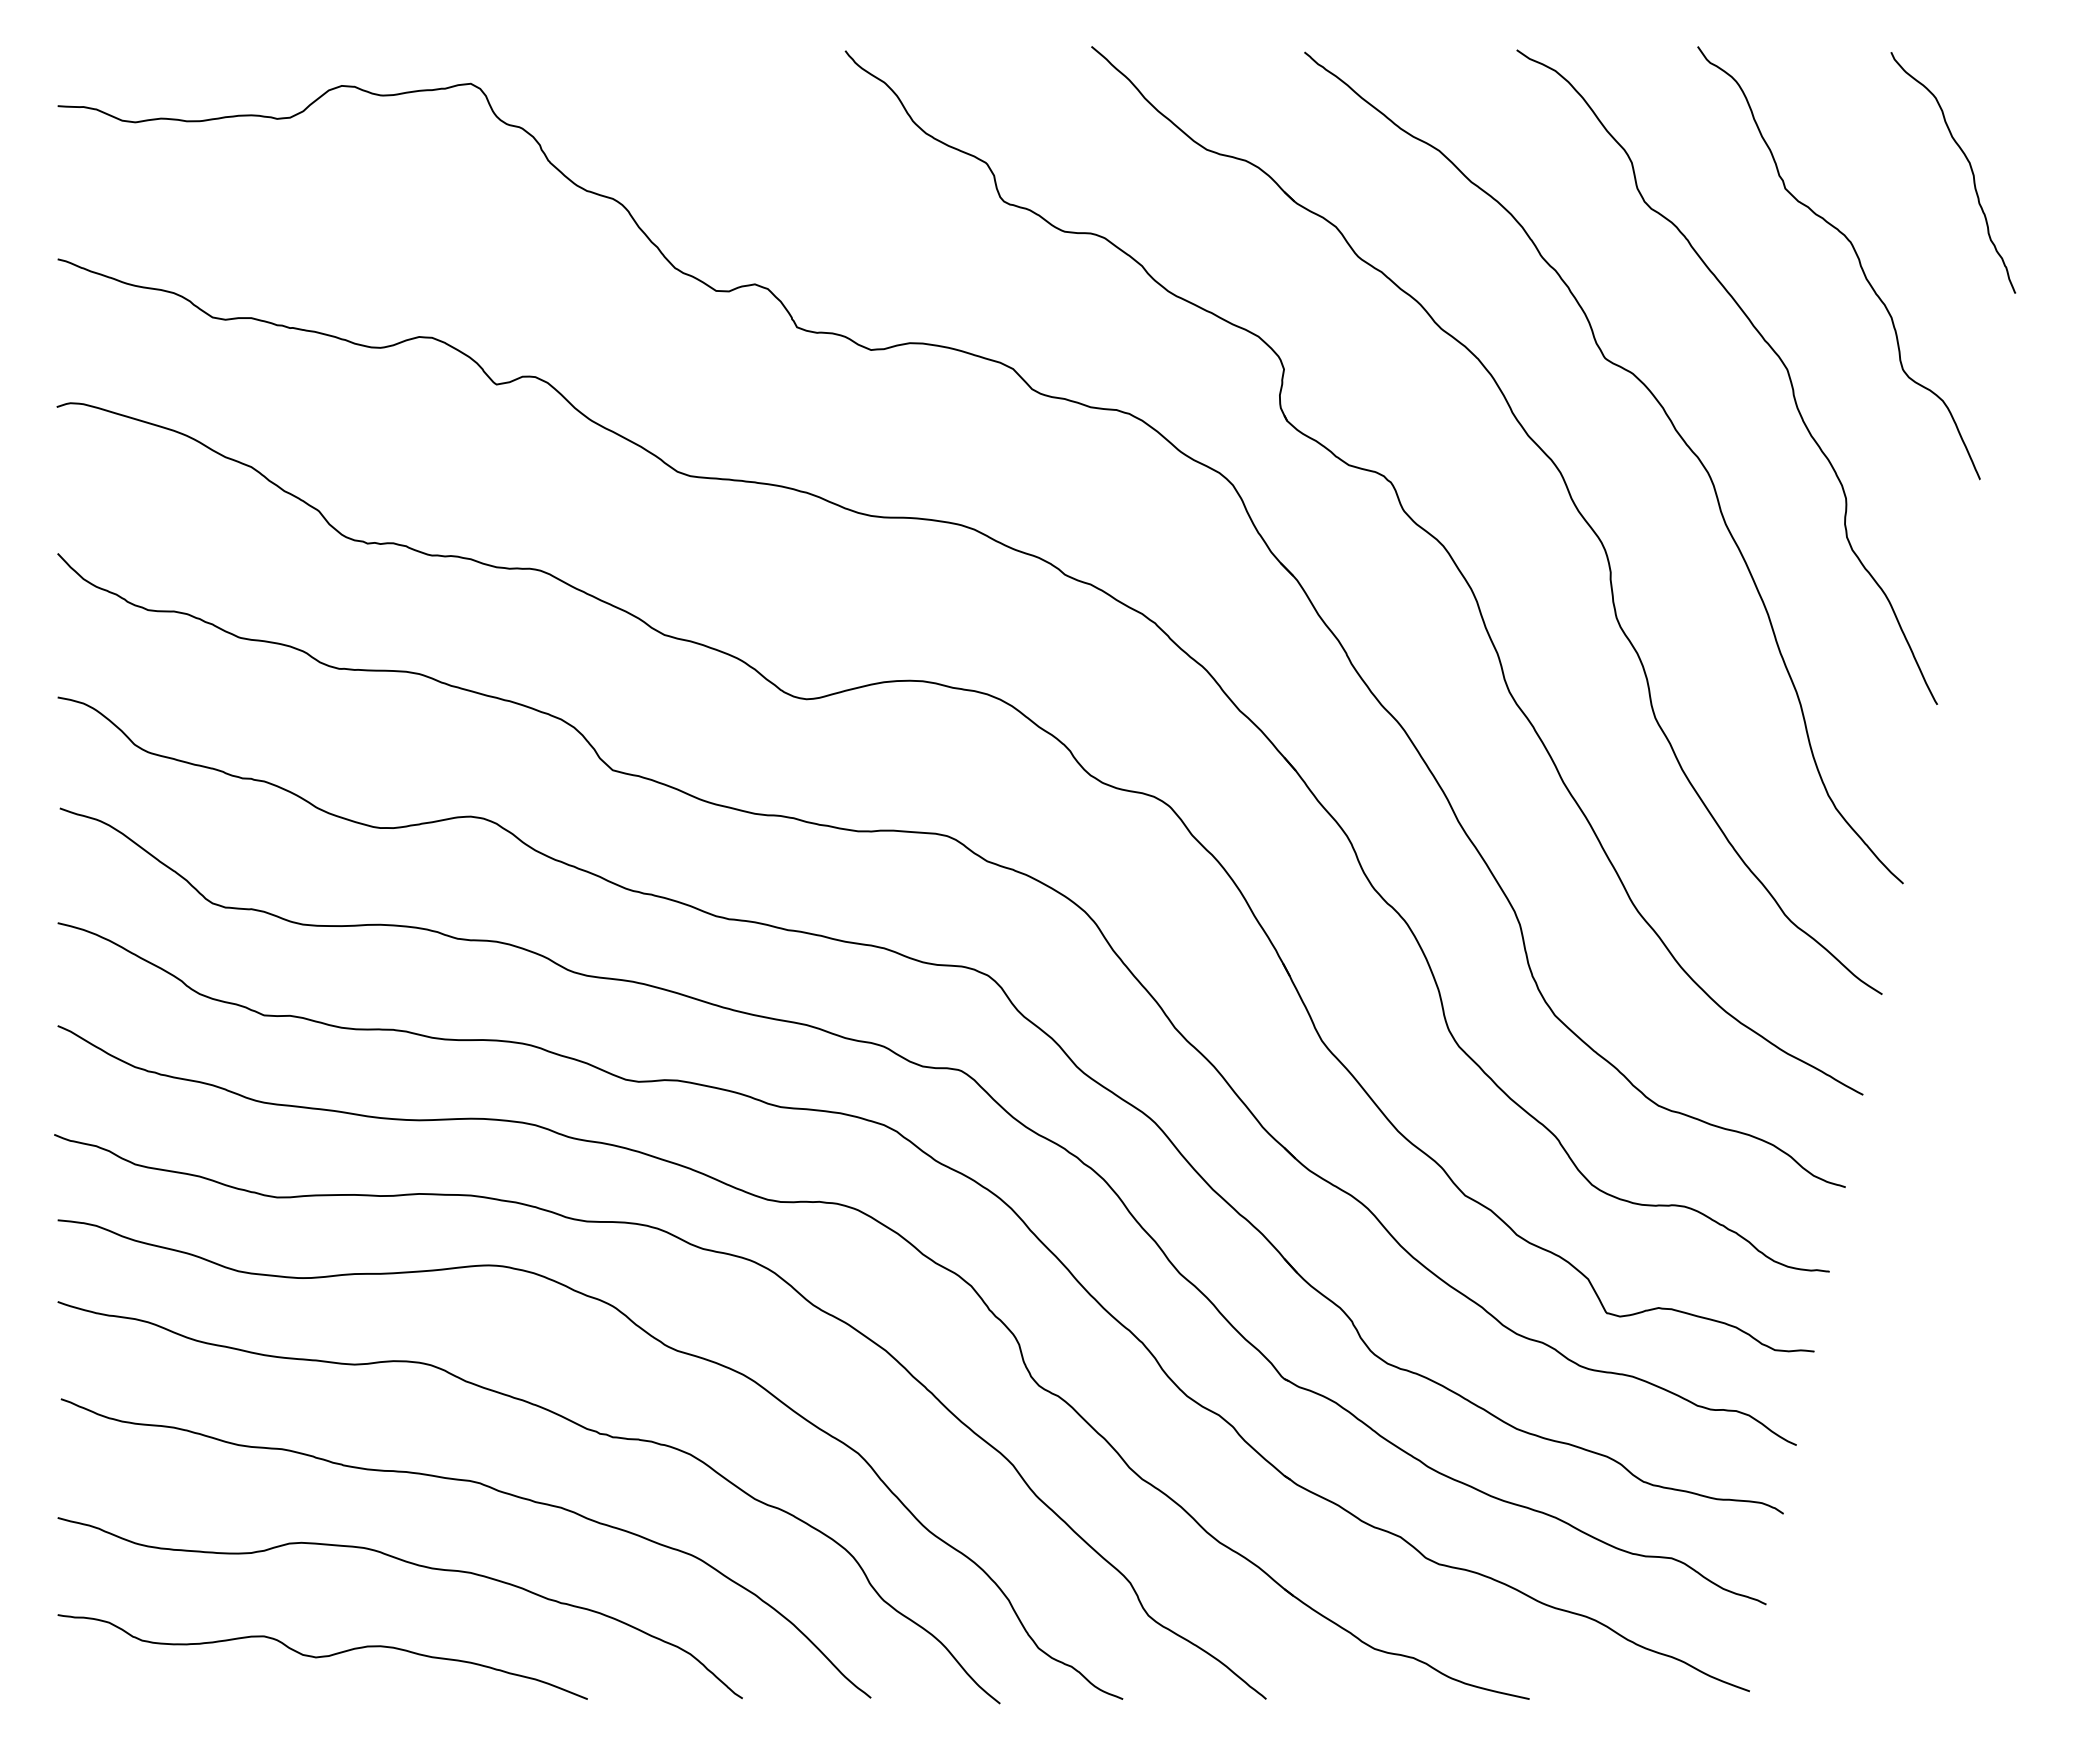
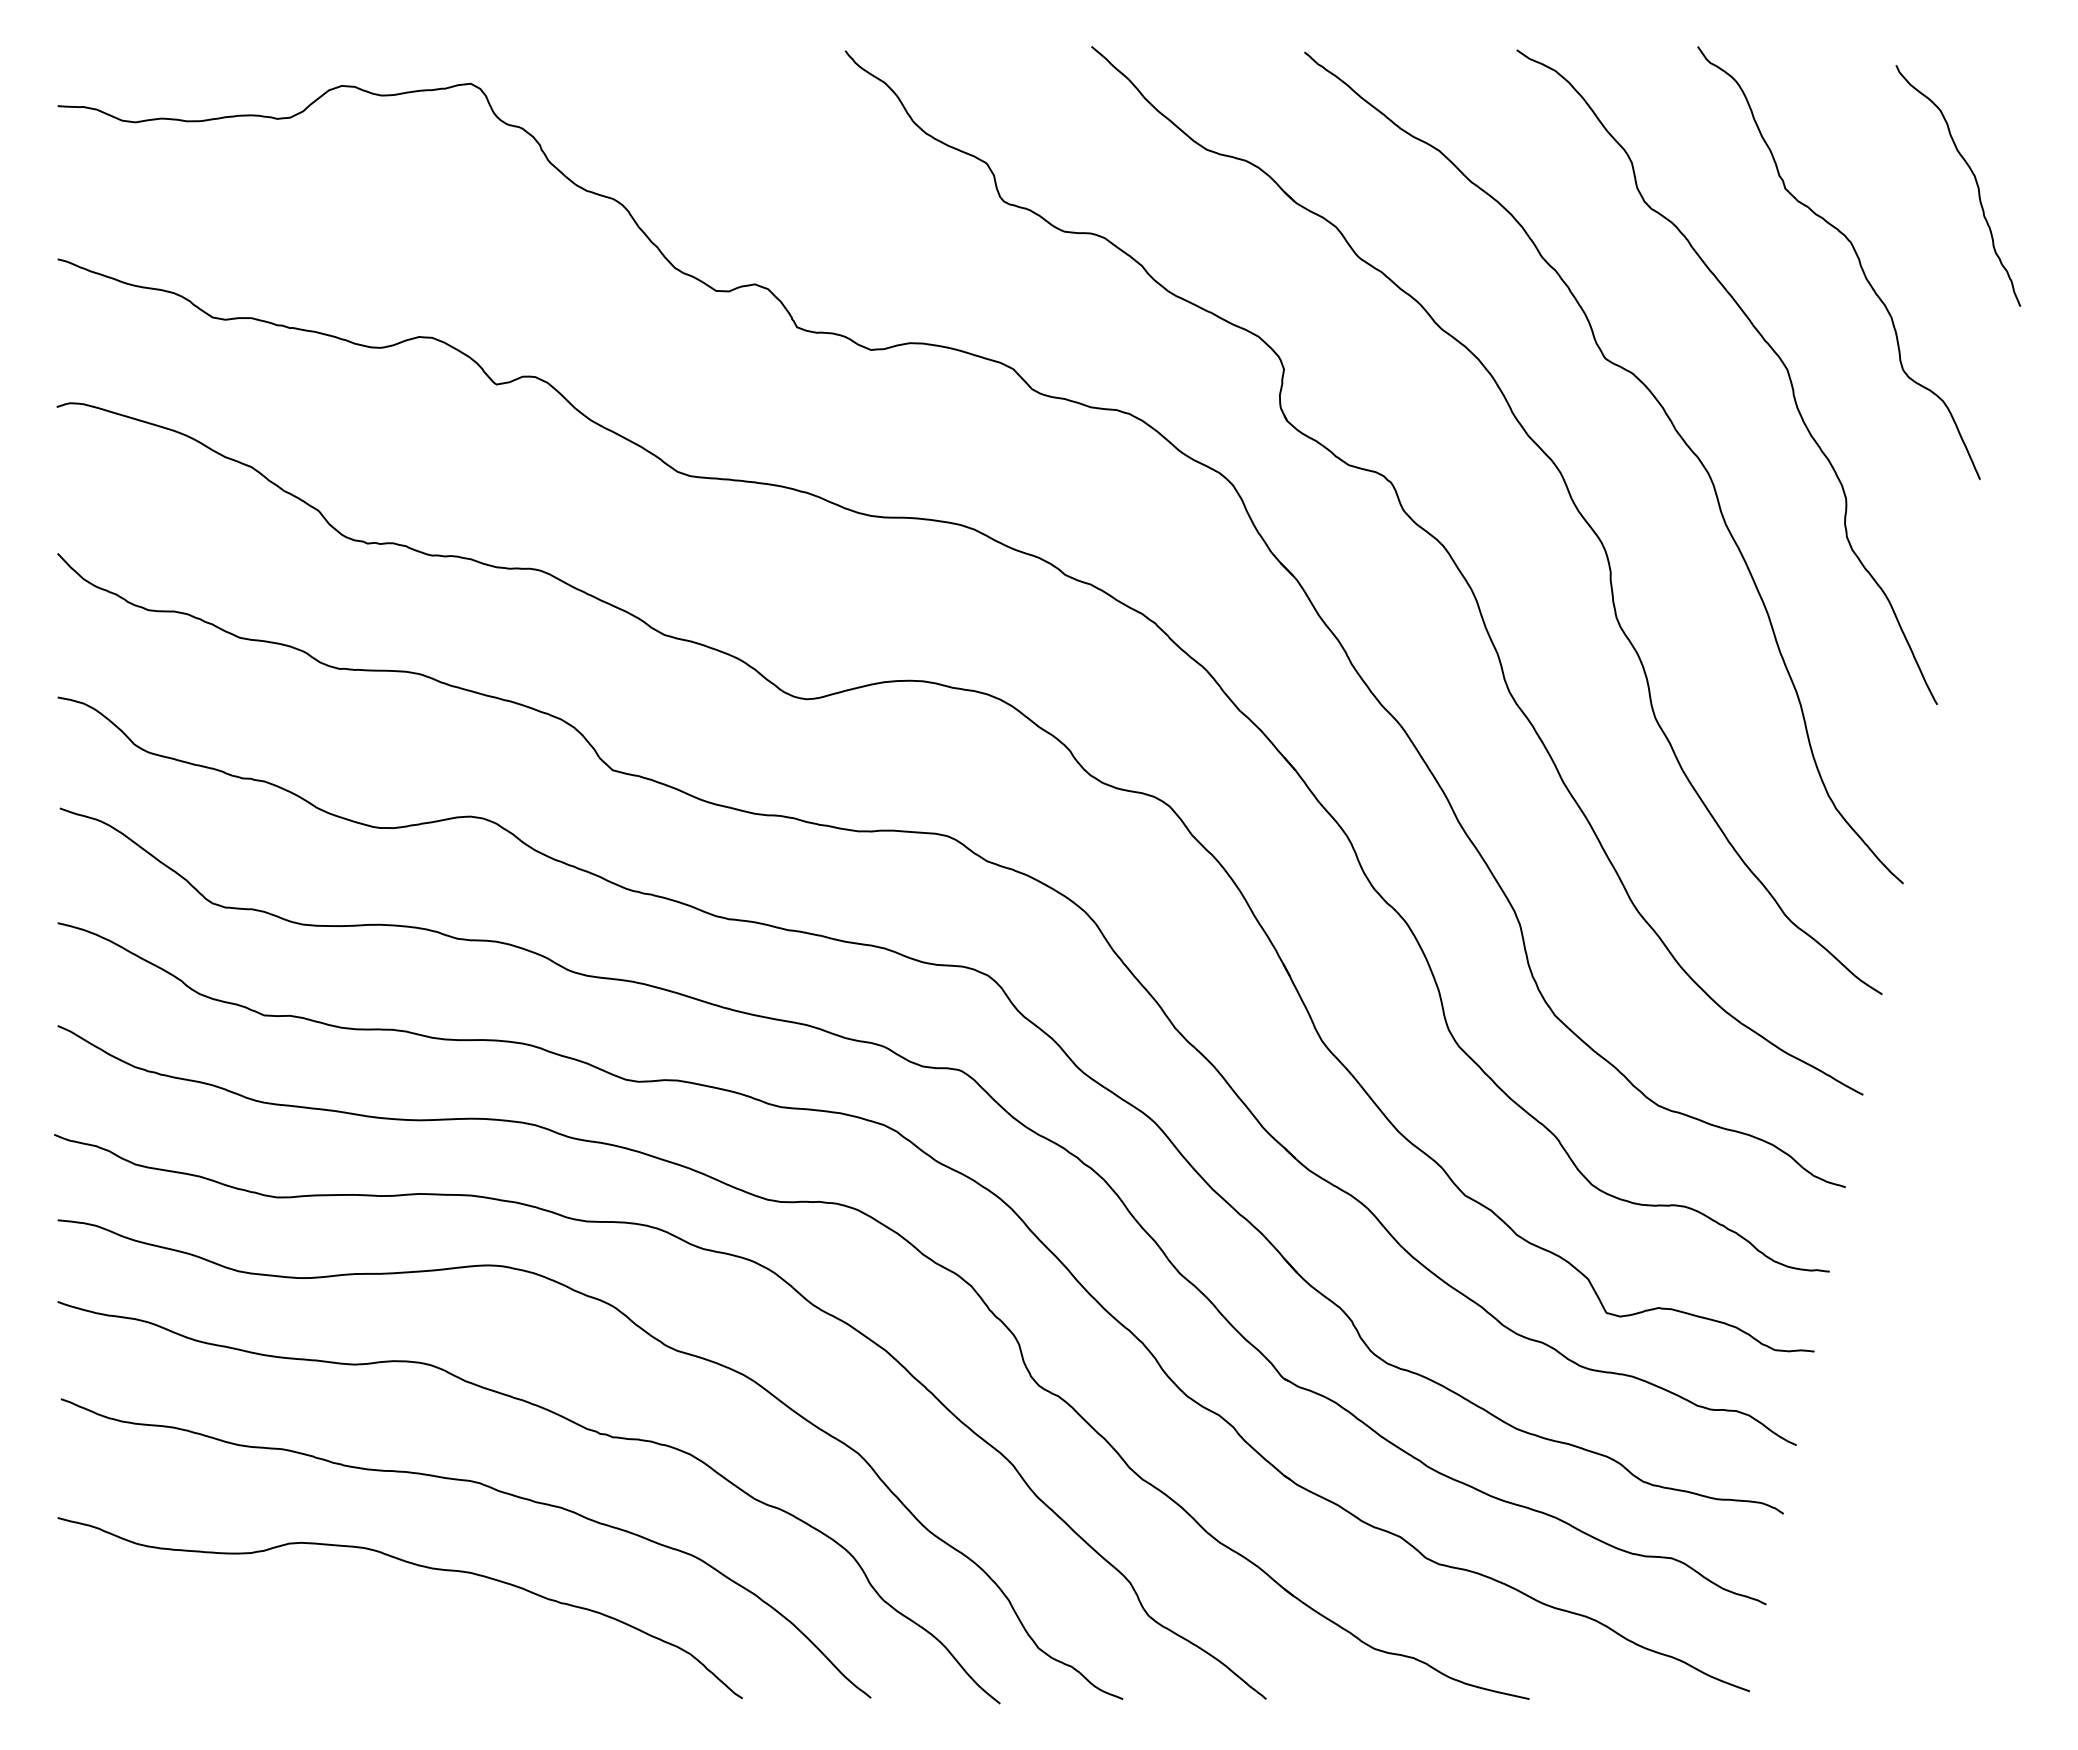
curve position: (1969, 166) -> (1974, 179) (1974, 179)
curve: present -> none (322, 1656)
